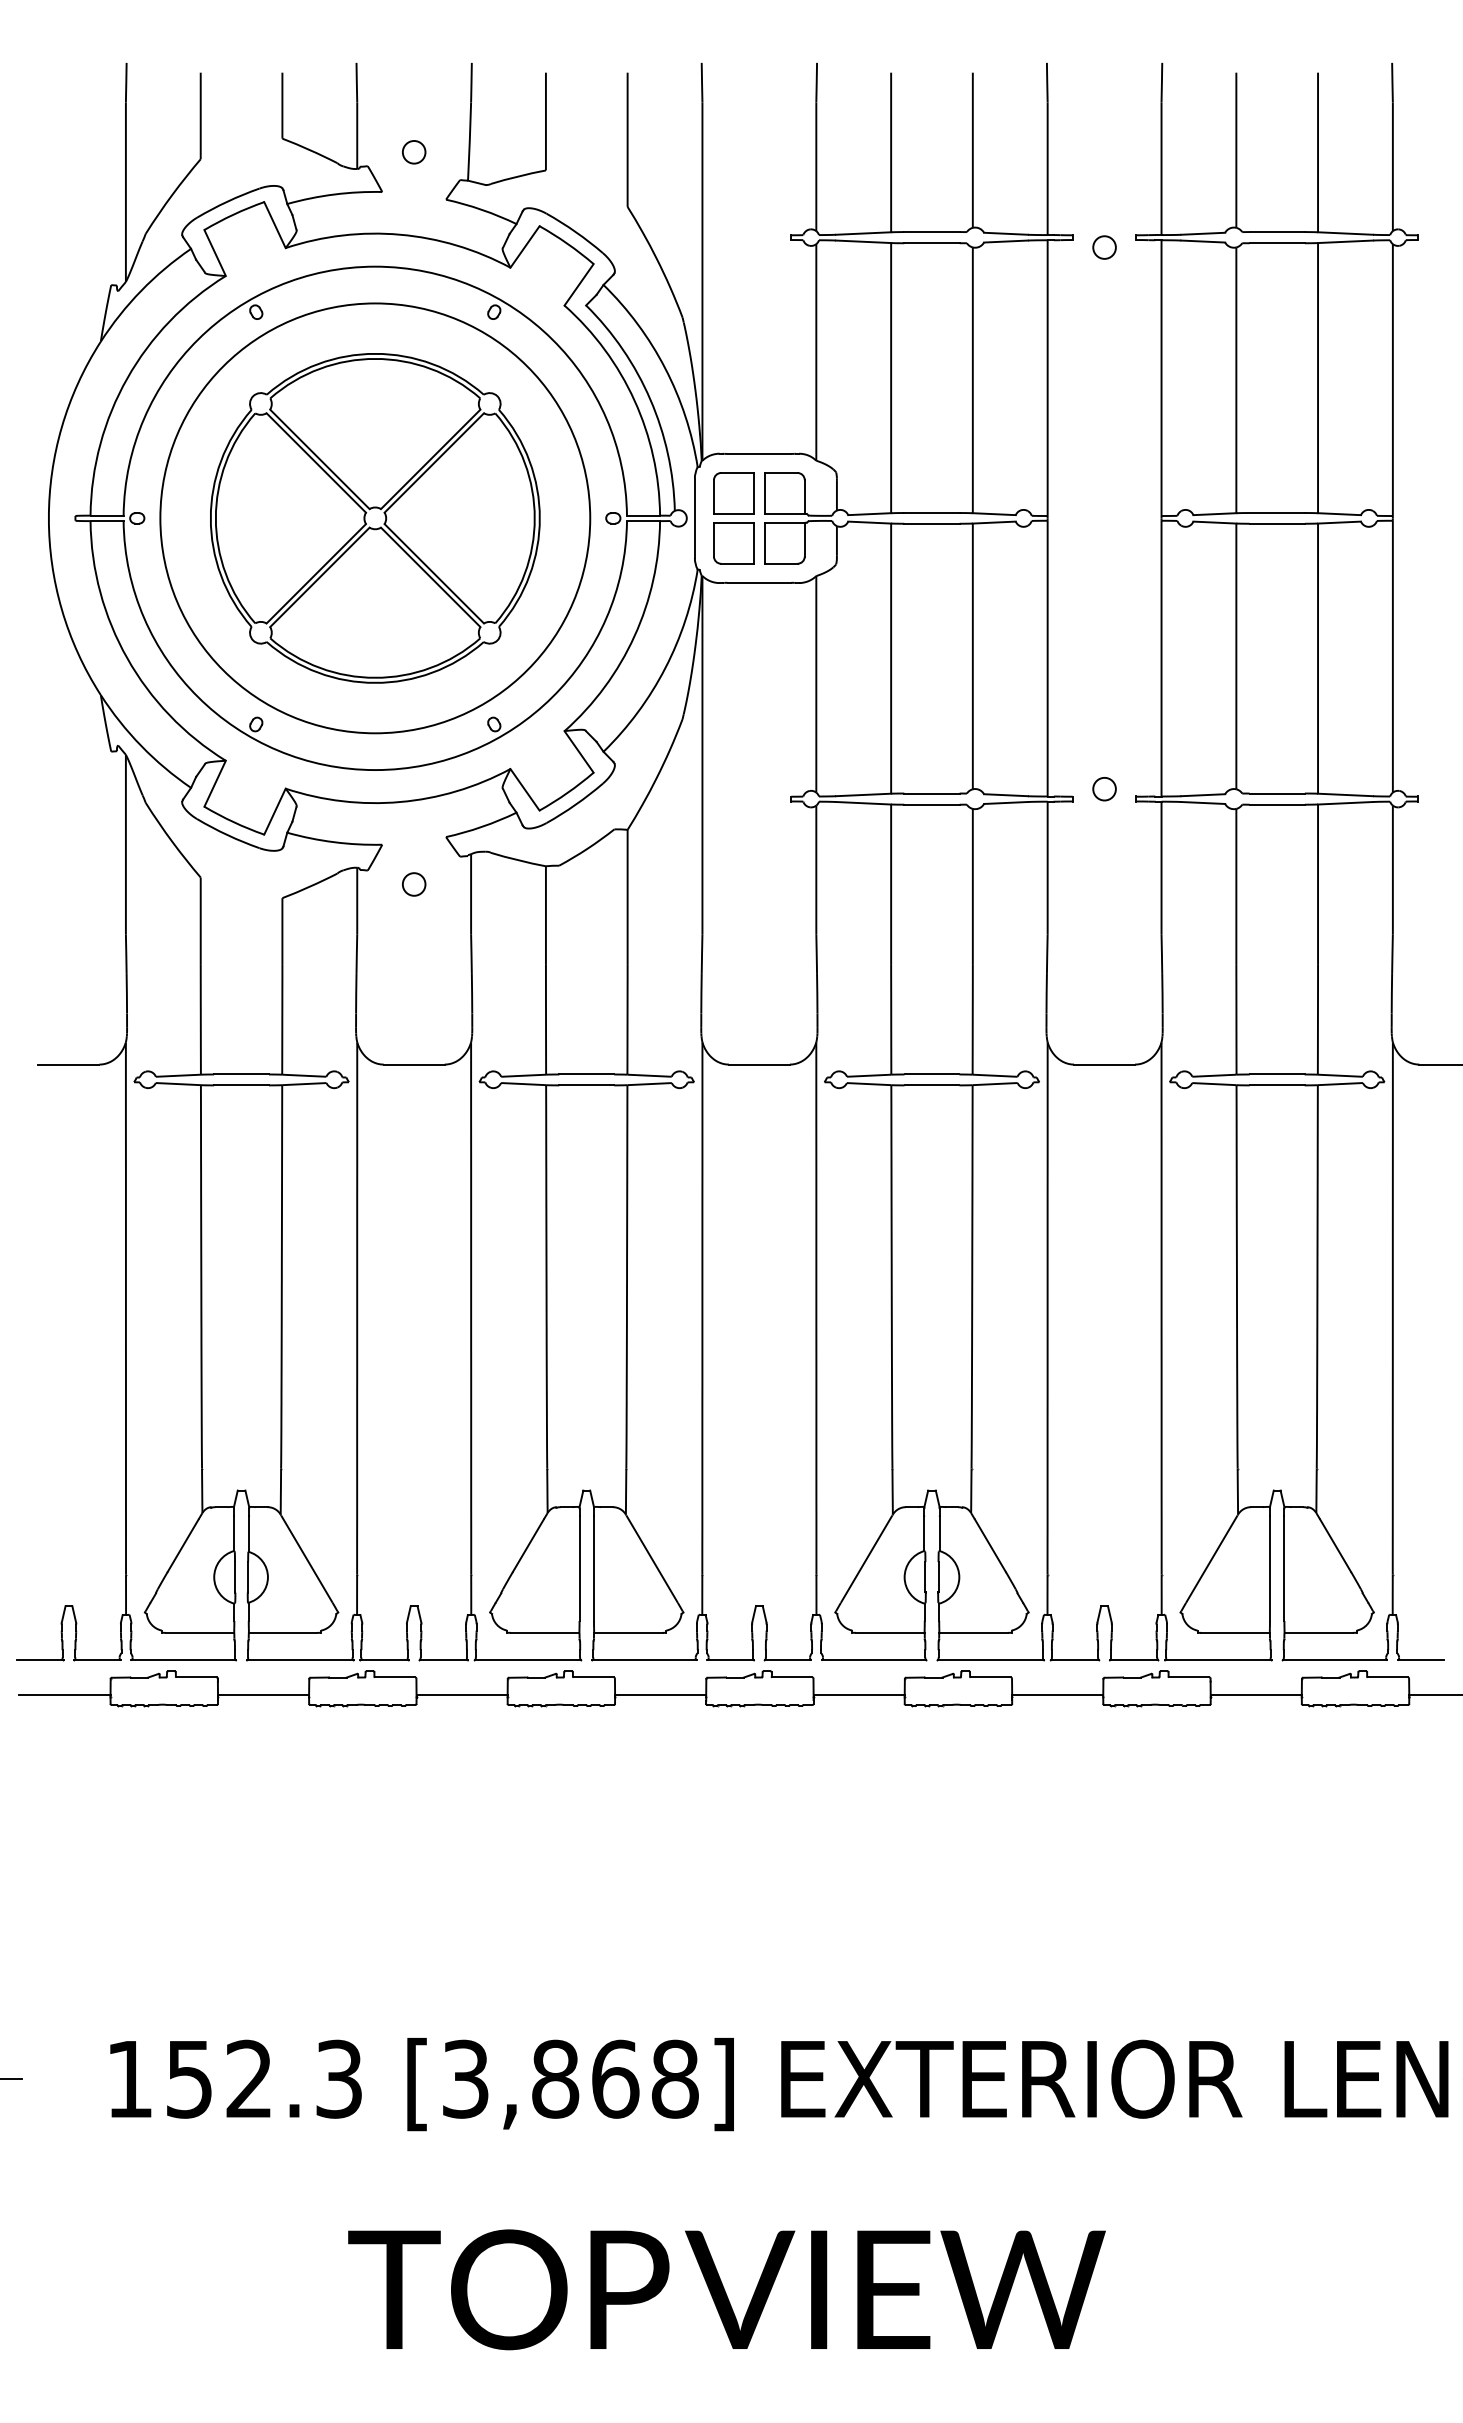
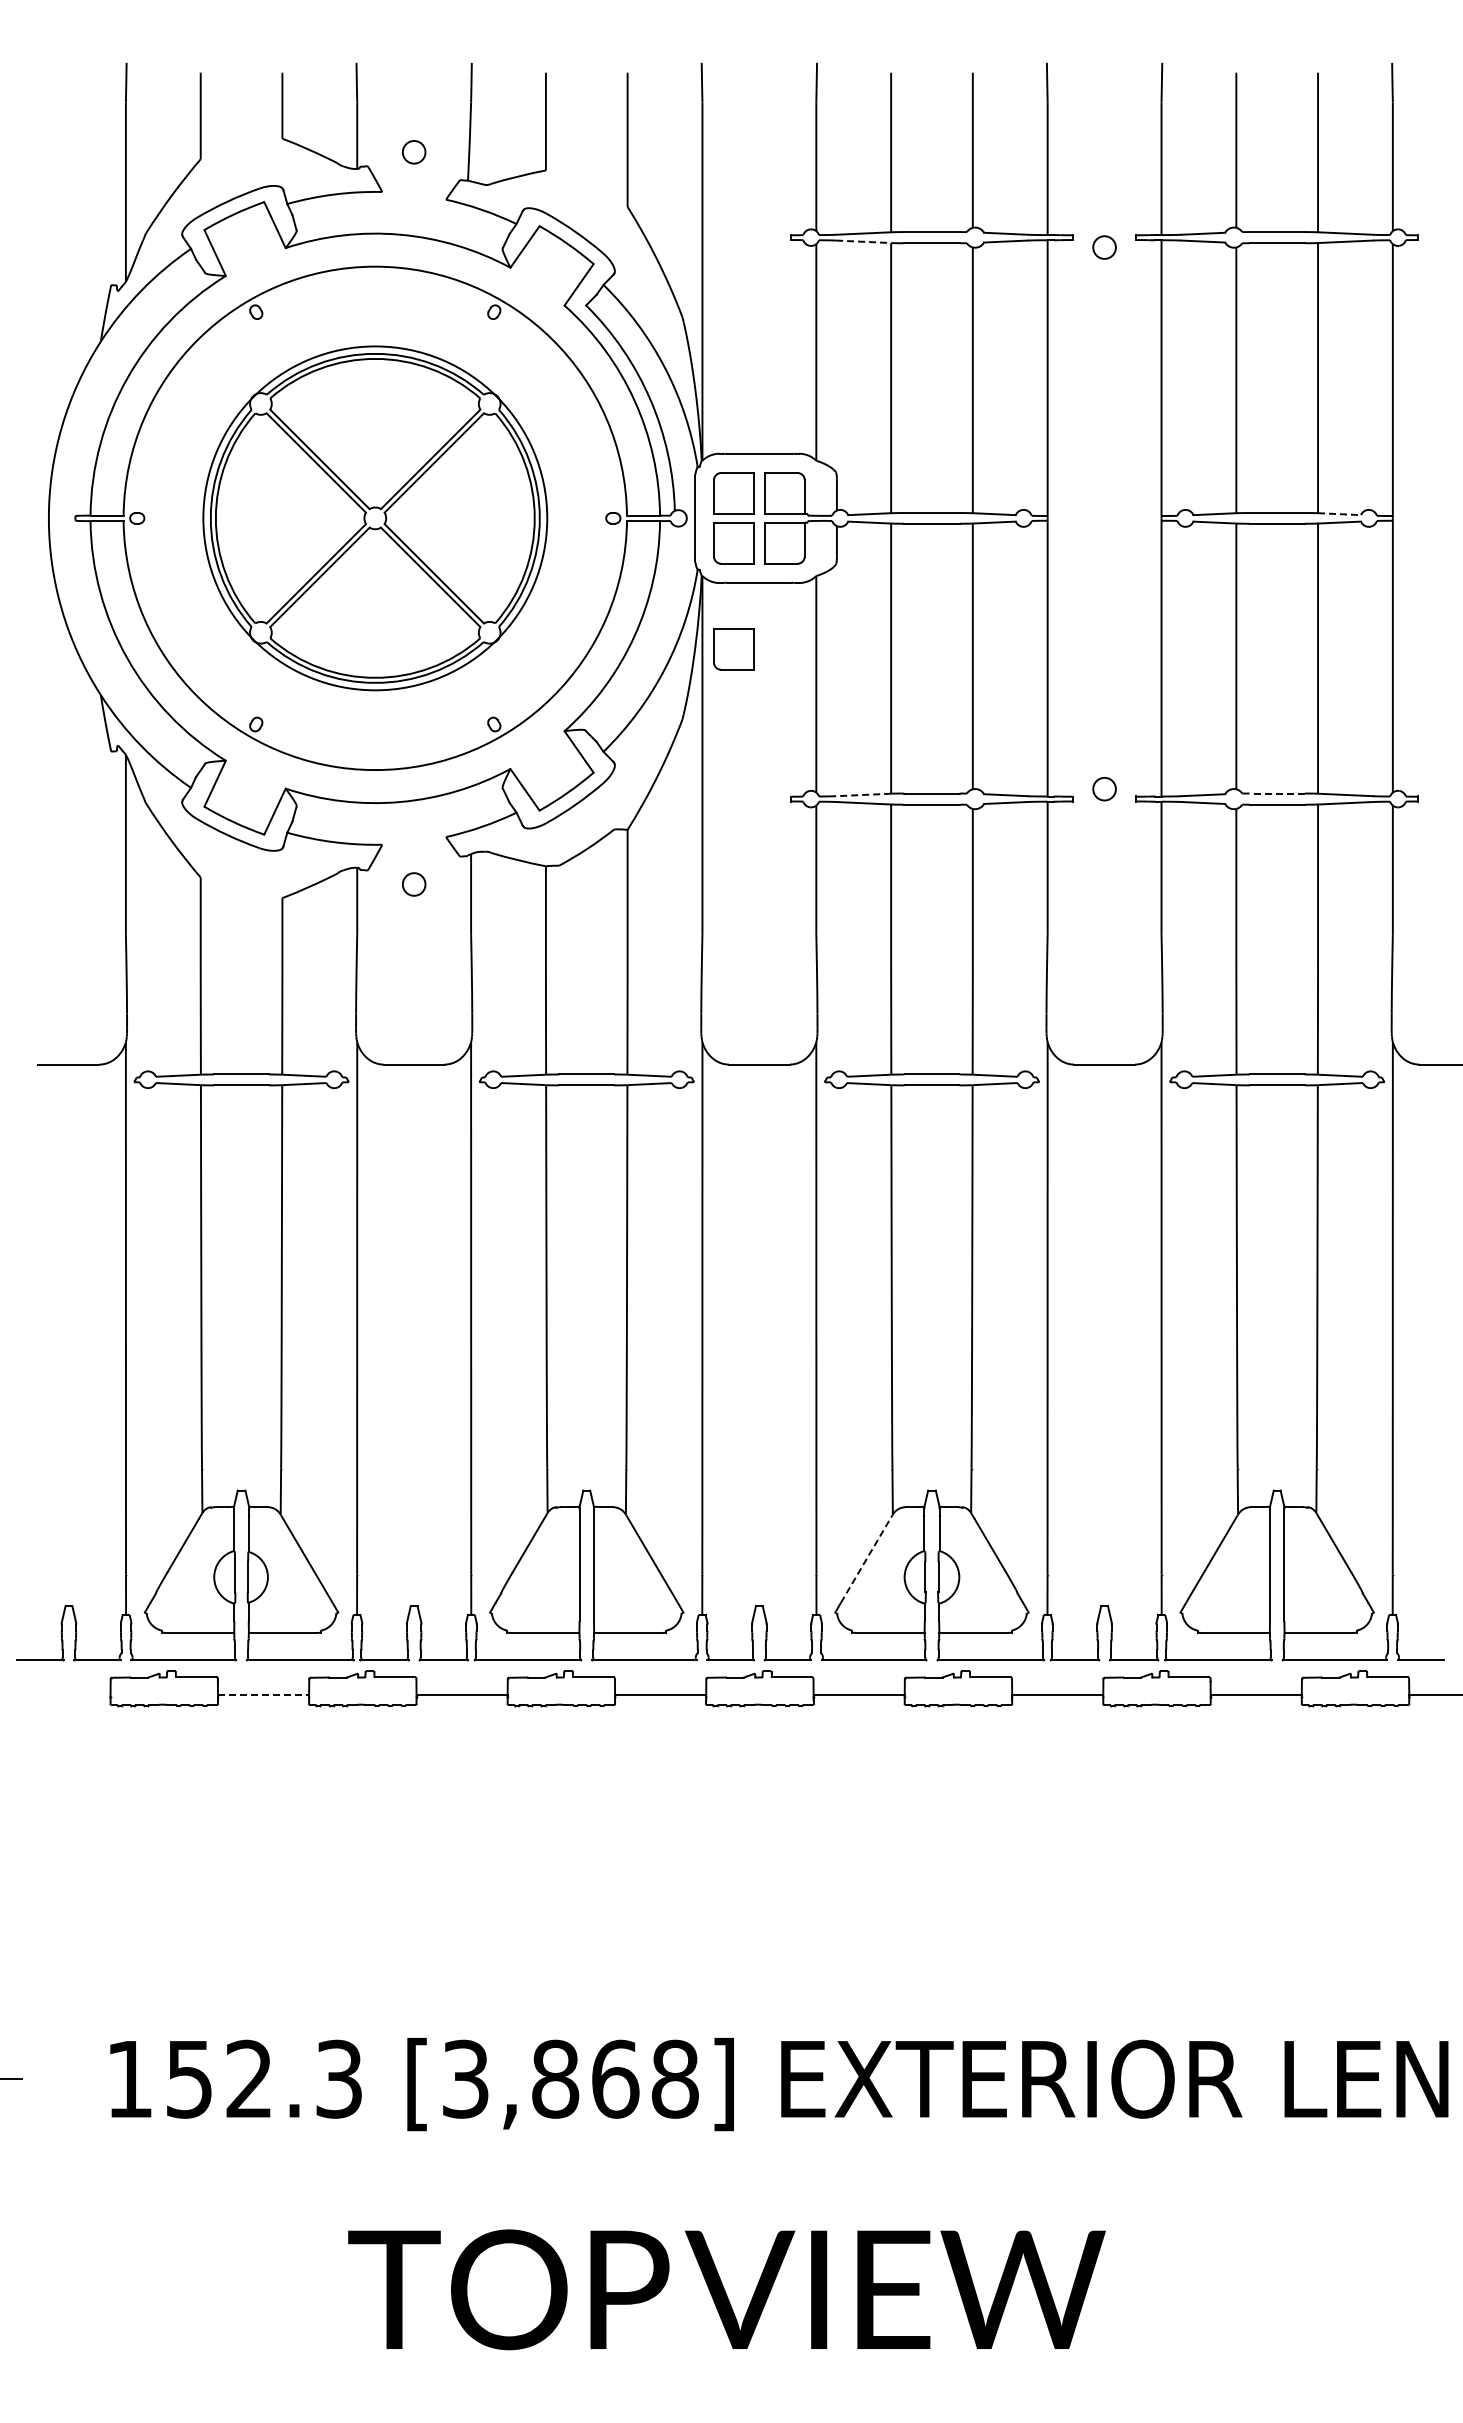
line: solid -> dashed (863, 241)
line: solid -> dashed (1339, 514)
circle diameter: 430 px -> 344 px (375, 518)
part: none -> present (733, 649)
line: solid -> dashed (1277, 793)
line: solid -> dashed (863, 794)
line: solid -> dashed (867, 1558)
line: present -> none (64, 1694)
line: solid -> dashed (263, 1694)
